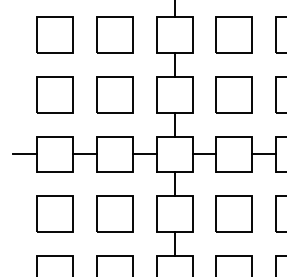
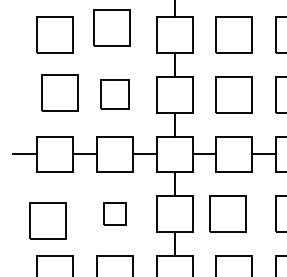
part position: (114, 34) -> (111, 27) (111, 27)
part position: (54, 94) -> (59, 92) (59, 92)
part size: 38x38 px -> 30x31 px (114, 94)
part position: (54, 213) -> (47, 220) (47, 220)
part size: 38x38 px -> 24x24 px (114, 213)
part position: (233, 213) -> (227, 213) (227, 213)
